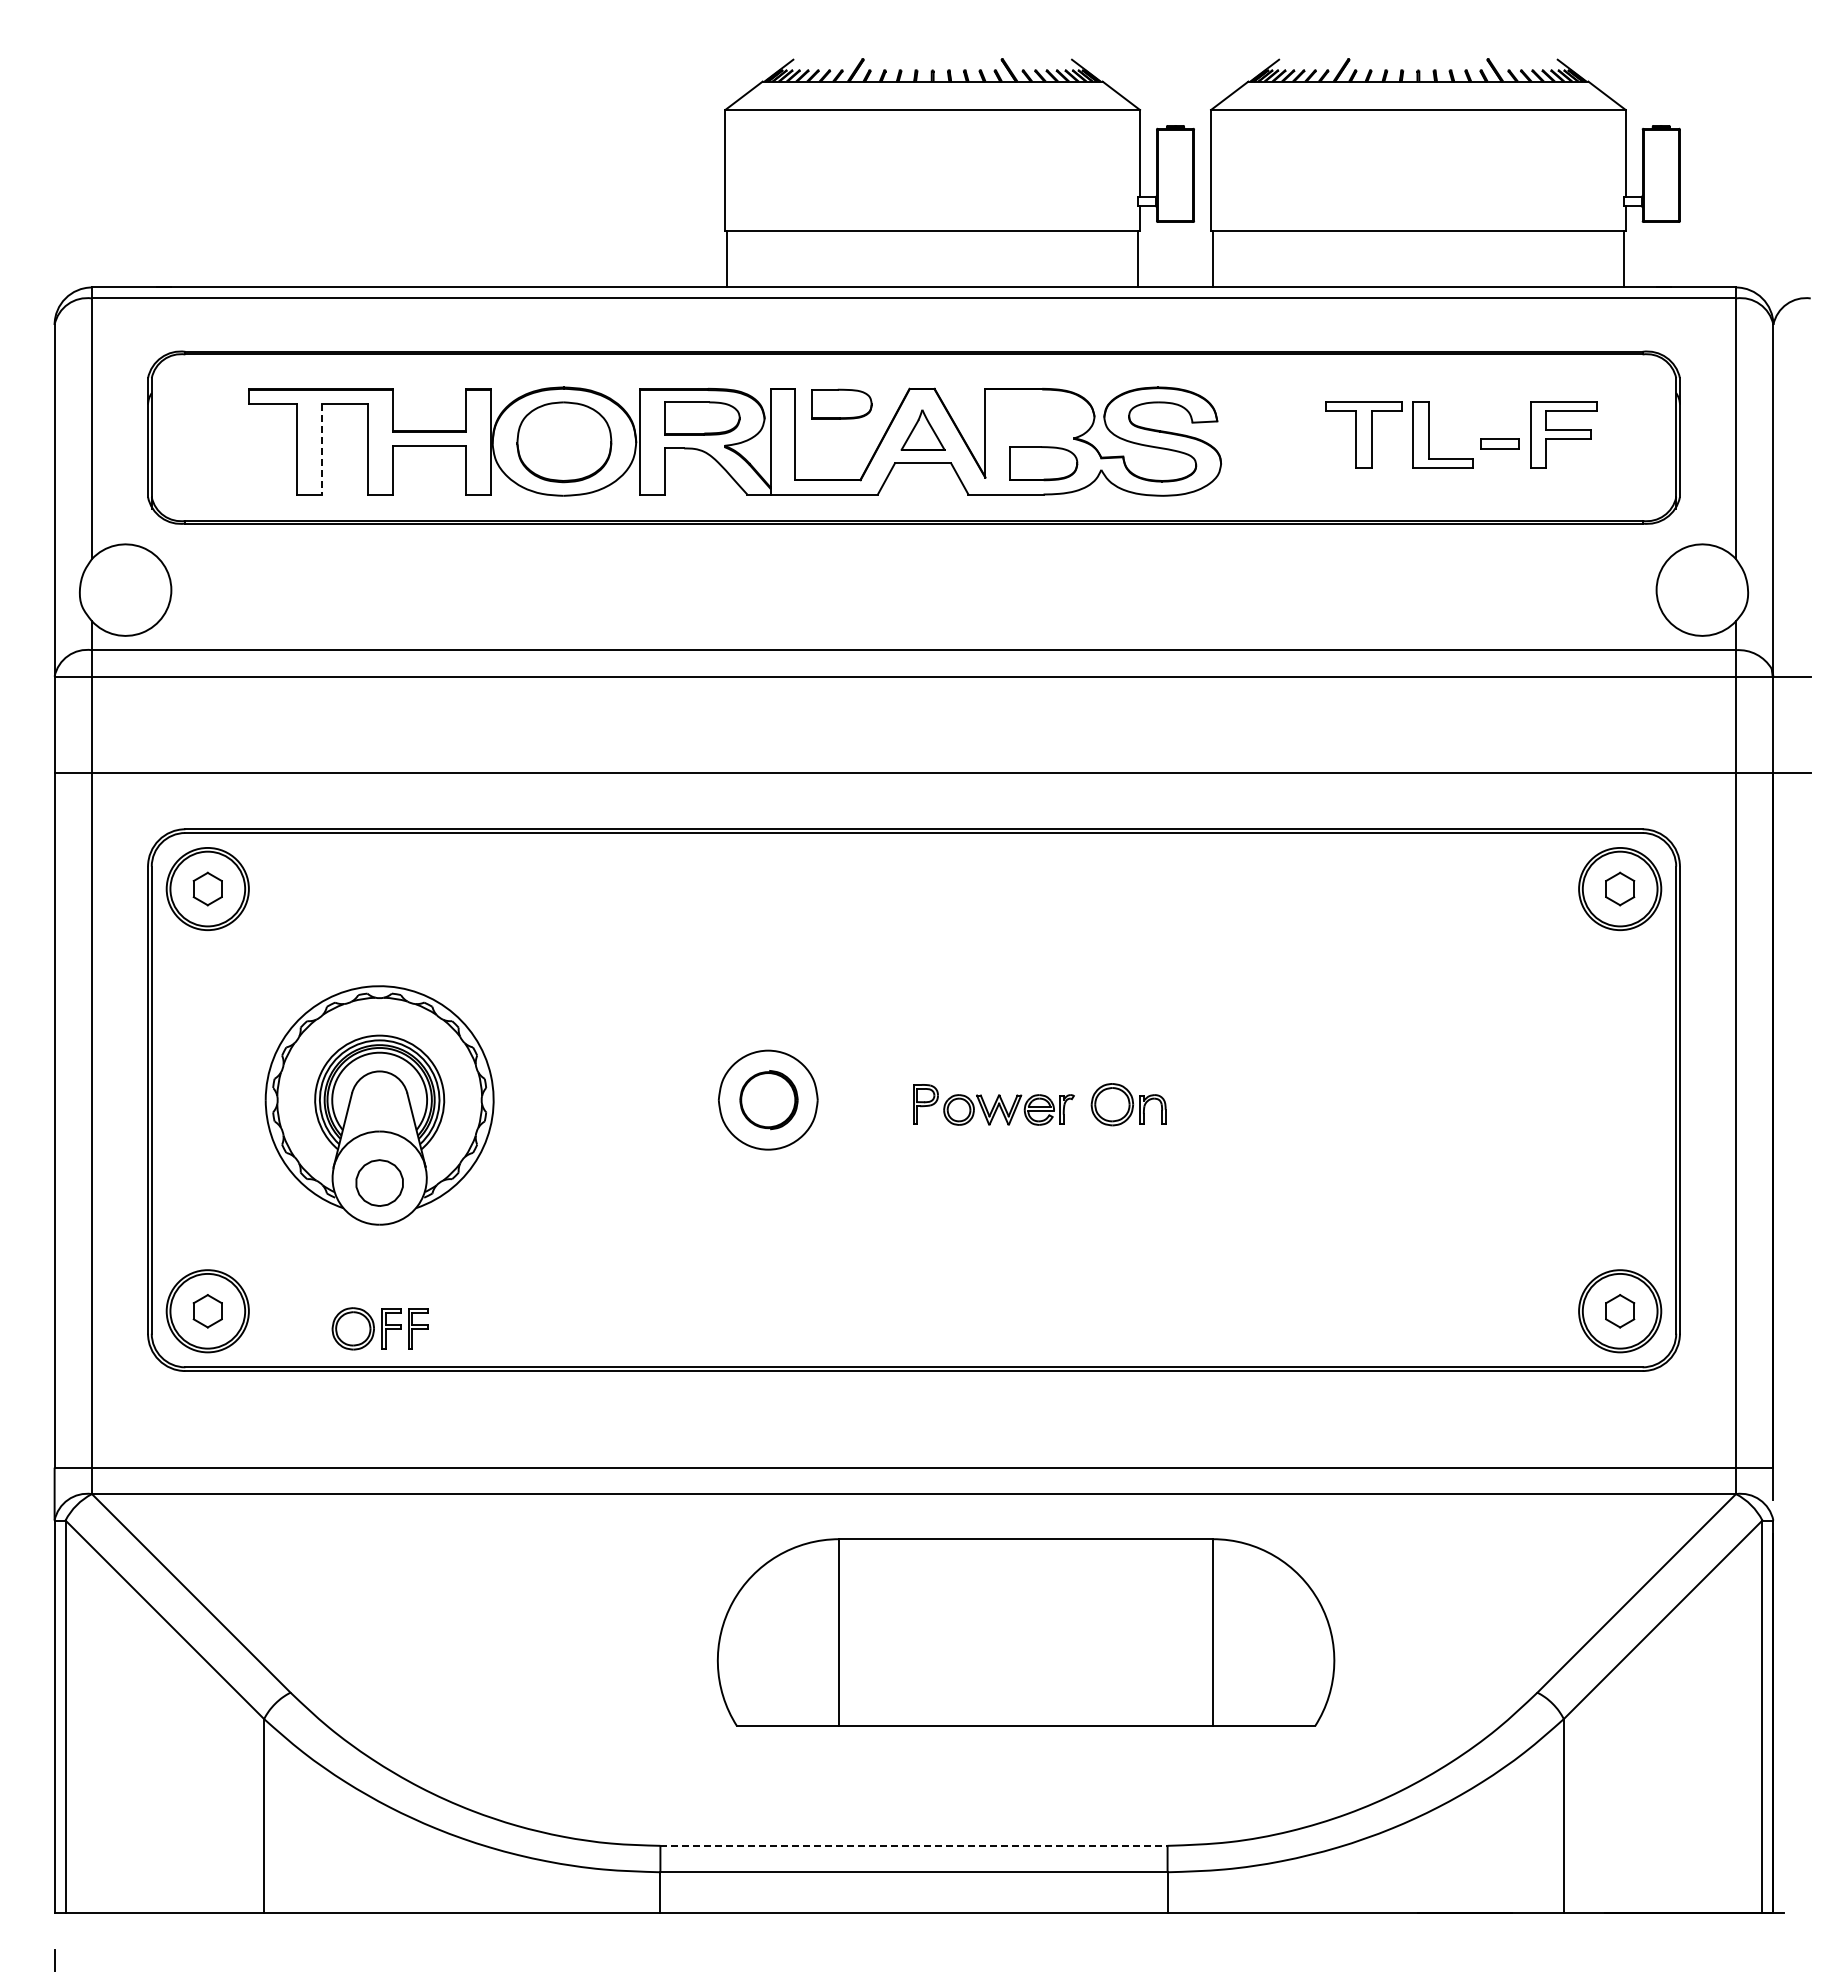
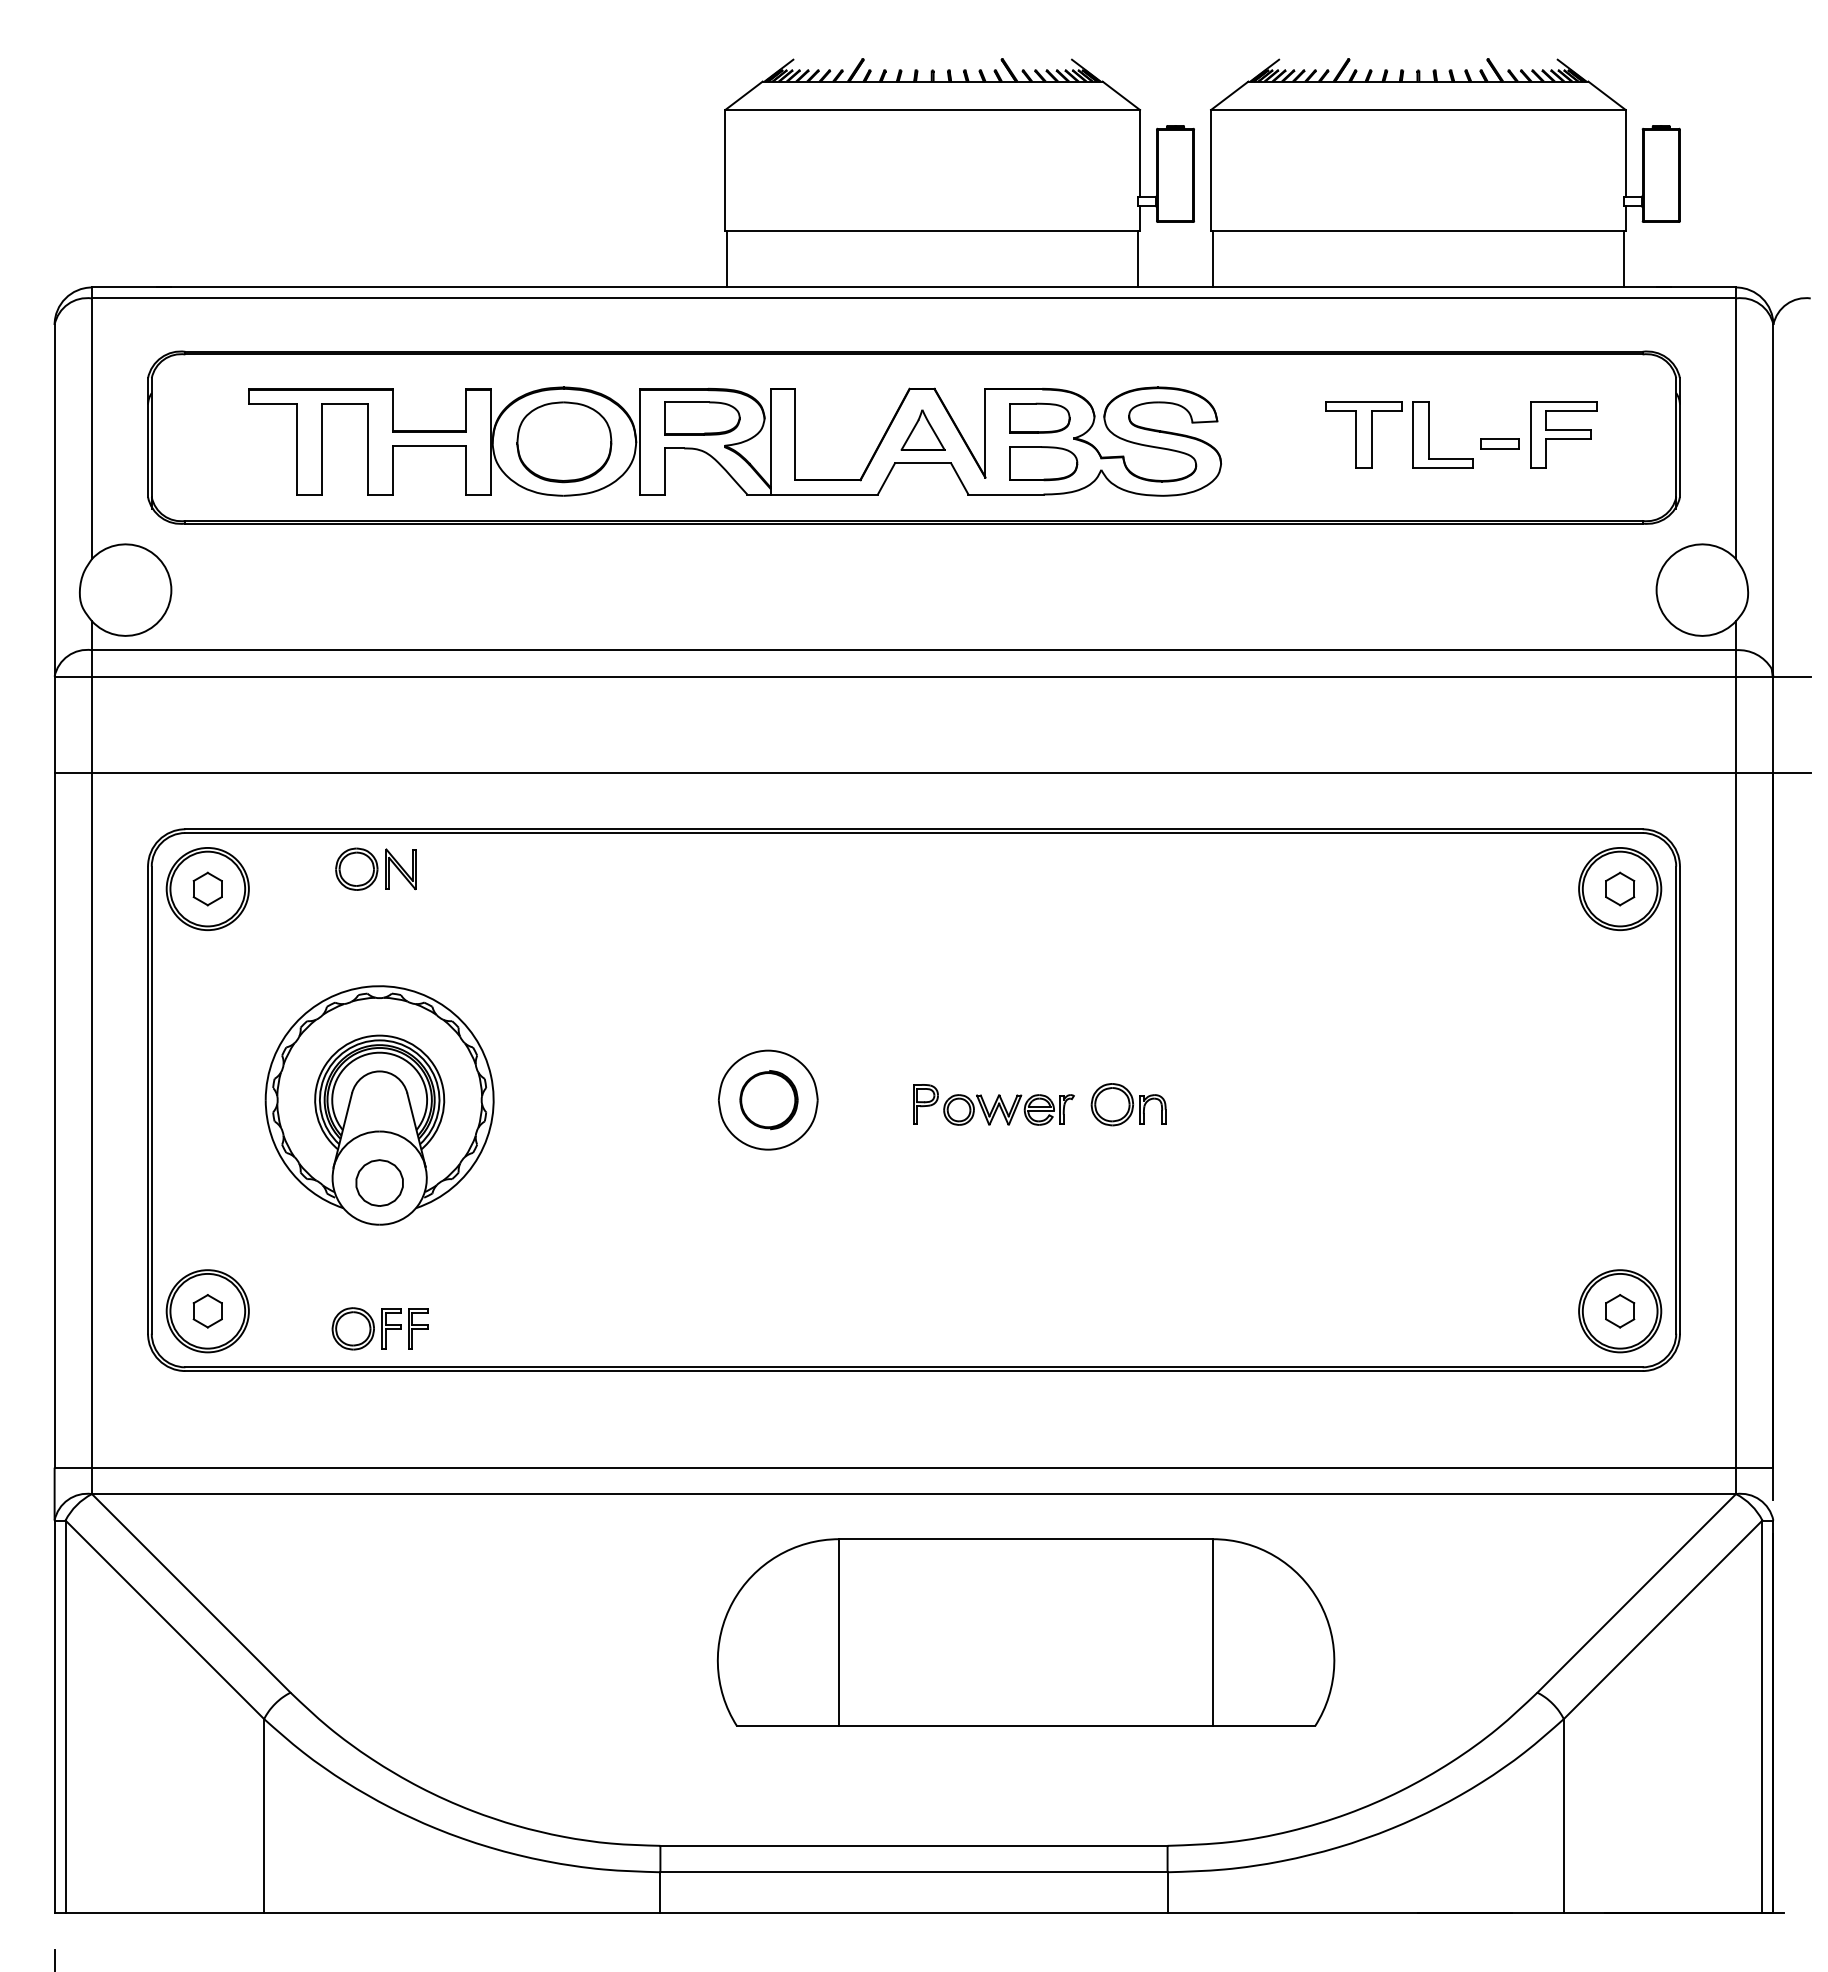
part position: (841, 403) -> (1039, 417) (1039, 417)
line: dashed -> solid (321, 449)
part: none -> present (375, 868)
line: dashed -> solid (913, 1845)
